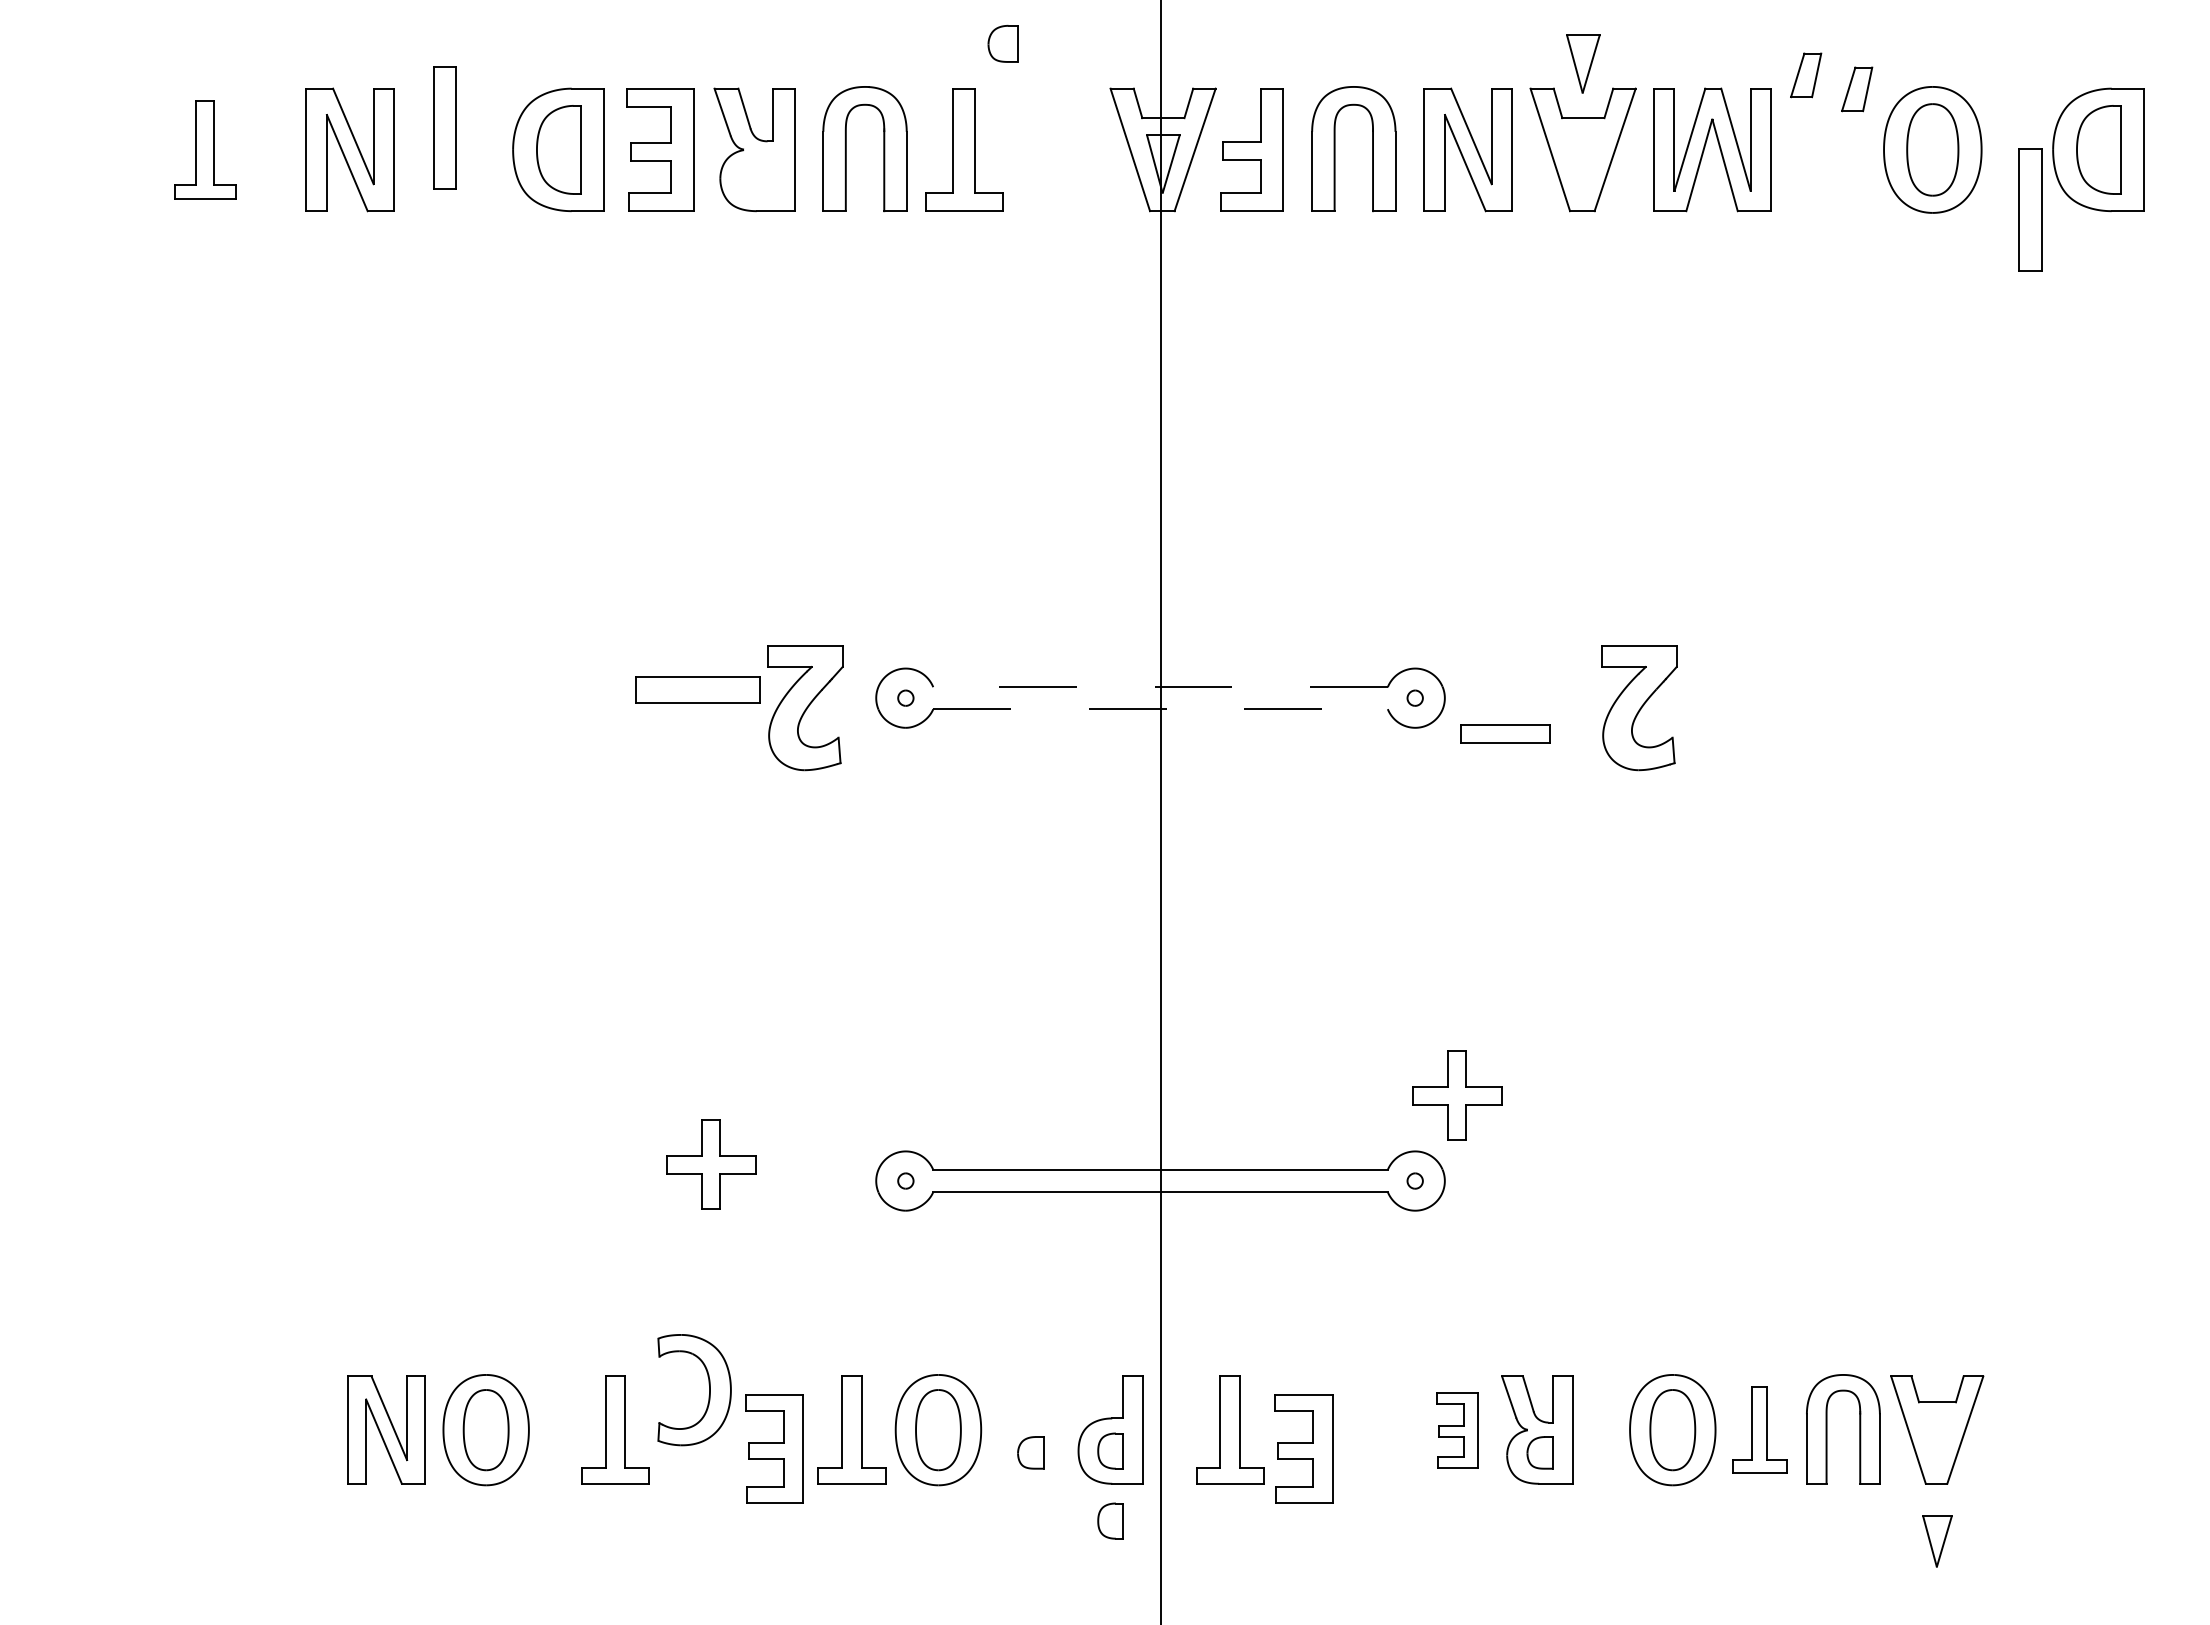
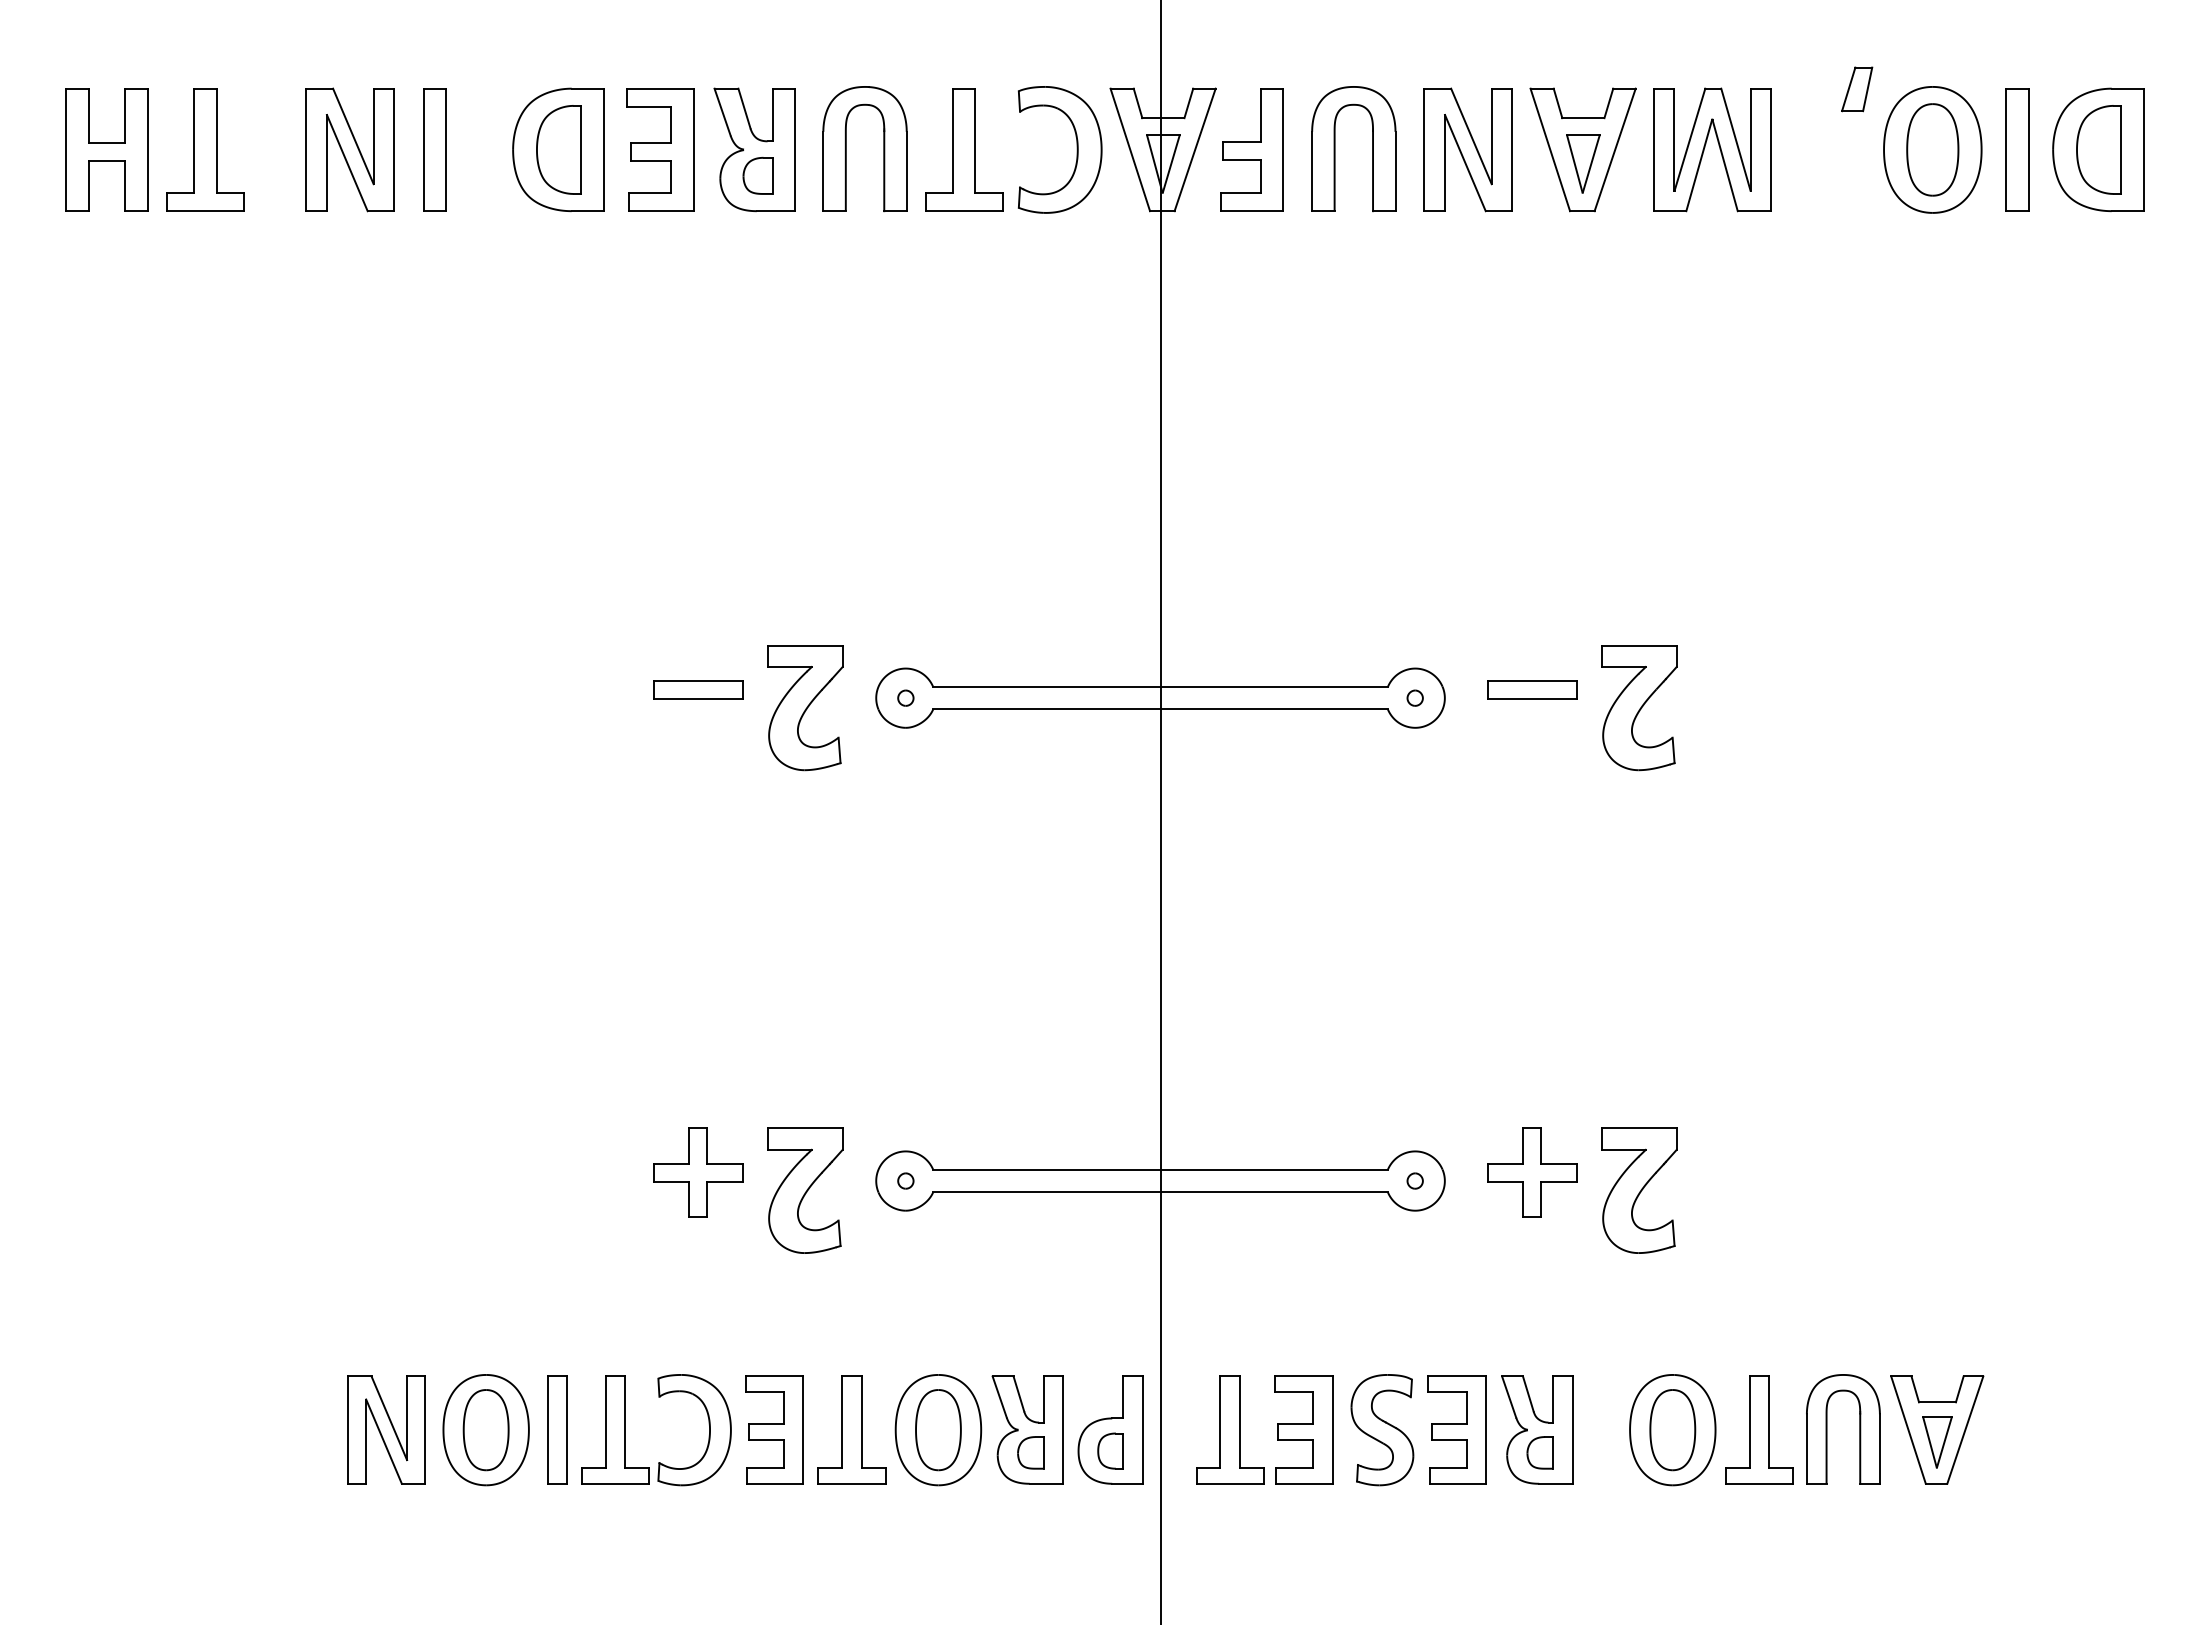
part position: (1002, 43) -> (757, 175) (757, 175)
part position: (1583, 63) -> (1583, 163) (1583, 163)
part: present -> none (1806, 75)
part position: (444, 127) -> (434, 149) (434, 149)
part: none -> present (106, 149)
part size: 63x100 px -> 79x124 px (205, 149)
part: none -> present (1076, 149)
part position: (2030, 209) -> (2017, 149) (2017, 149)
line: dashed -> solid (1160, 687)
part size: 126x28 px -> 91x20 px (698, 689)
line: dashed -> solid (1161, 709)
part position: (1505, 733) -> (1532, 689) (1532, 689)
part position: (1457, 1095) -> (1532, 1172) (1532, 1172)
part position: (711, 1164) -> (698, 1172) (698, 1172)
part: none -> present (805, 1190)
part: none -> present (1639, 1190)
part position: (708, 1395) -> (708, 1435) (708, 1435)
part: none -> present (557, 1429)
part: none -> present (1027, 1429)
part size: 56x88 px -> 69x110 px (1759, 1429)
part: none -> present (1382, 1430)
part size: 43x77 px -> 60x110 px (1456, 1429)
part position: (774, 1448) -> (774, 1429) (774, 1429)
part position: (1303, 1448) -> (1303, 1429) (1303, 1429)
part: present -> none (1110, 1520)
part position: (1937, 1541) -> (1937, 1442) (1937, 1442)
